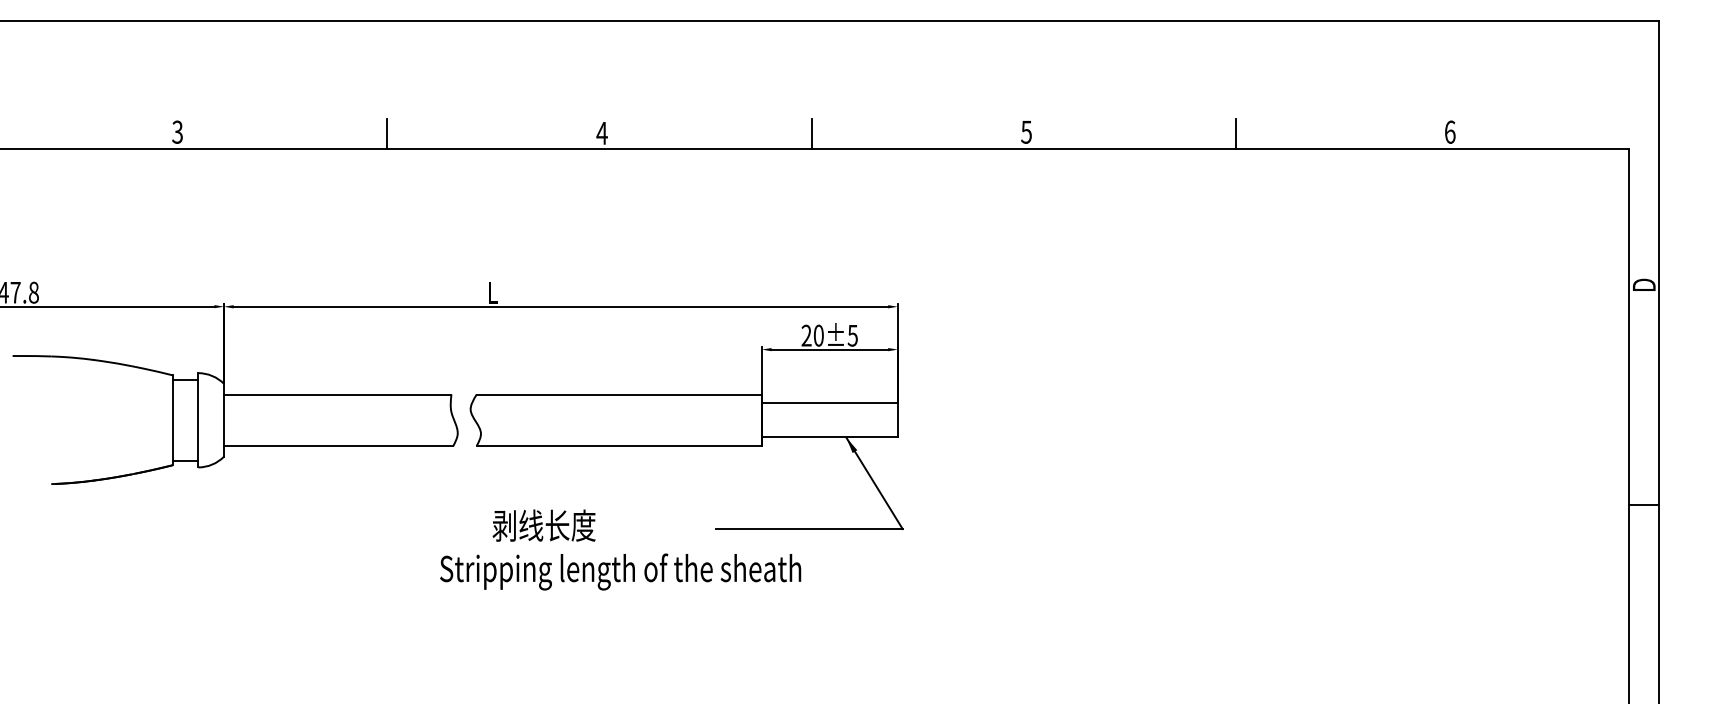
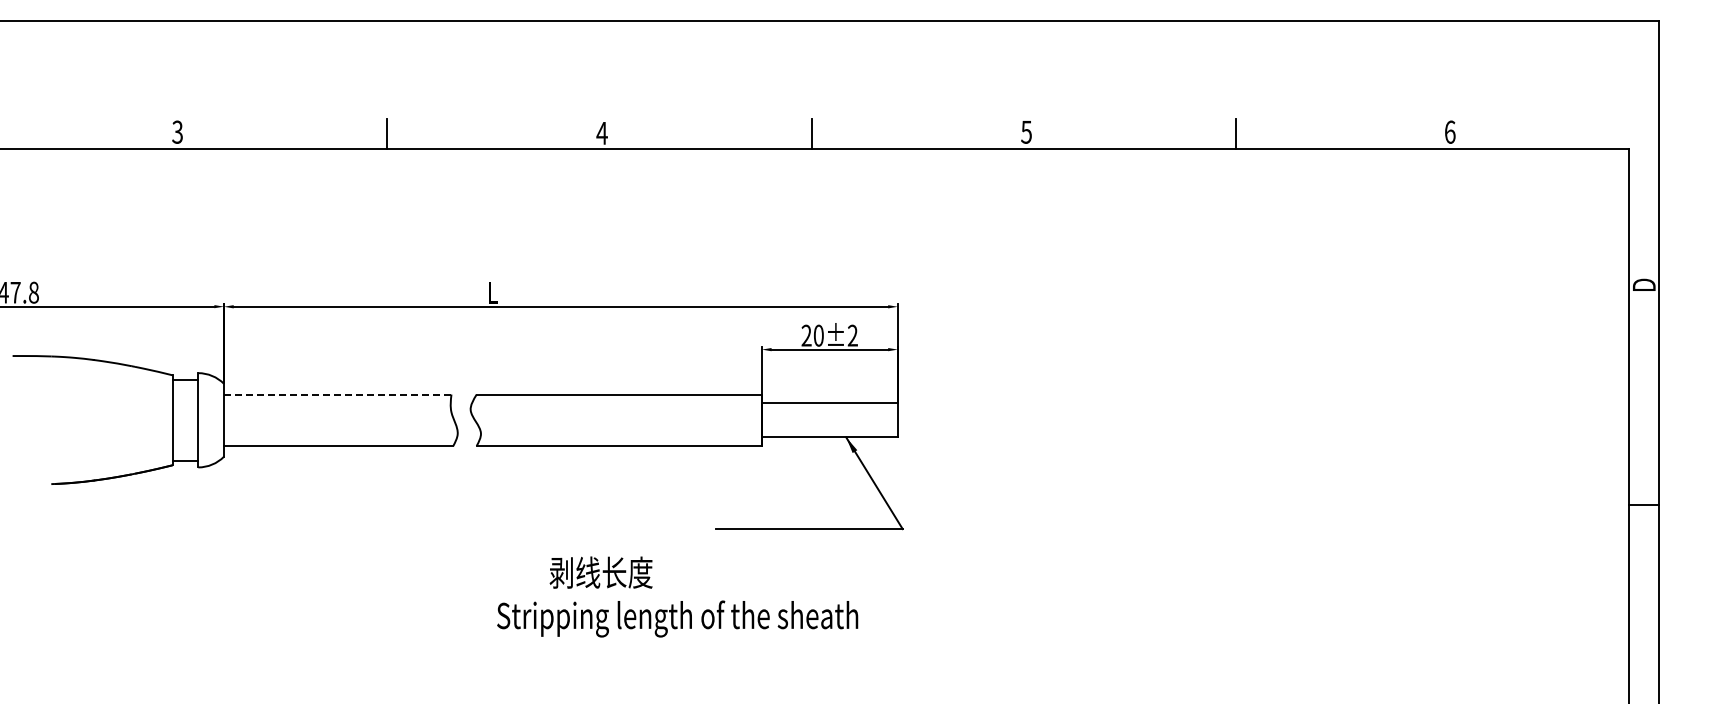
text: 20±5 -> 20±2 (852, 335)
line: solid -> dashed (337, 394)
text position: (620, 549) -> (677, 596) (677, 596)
